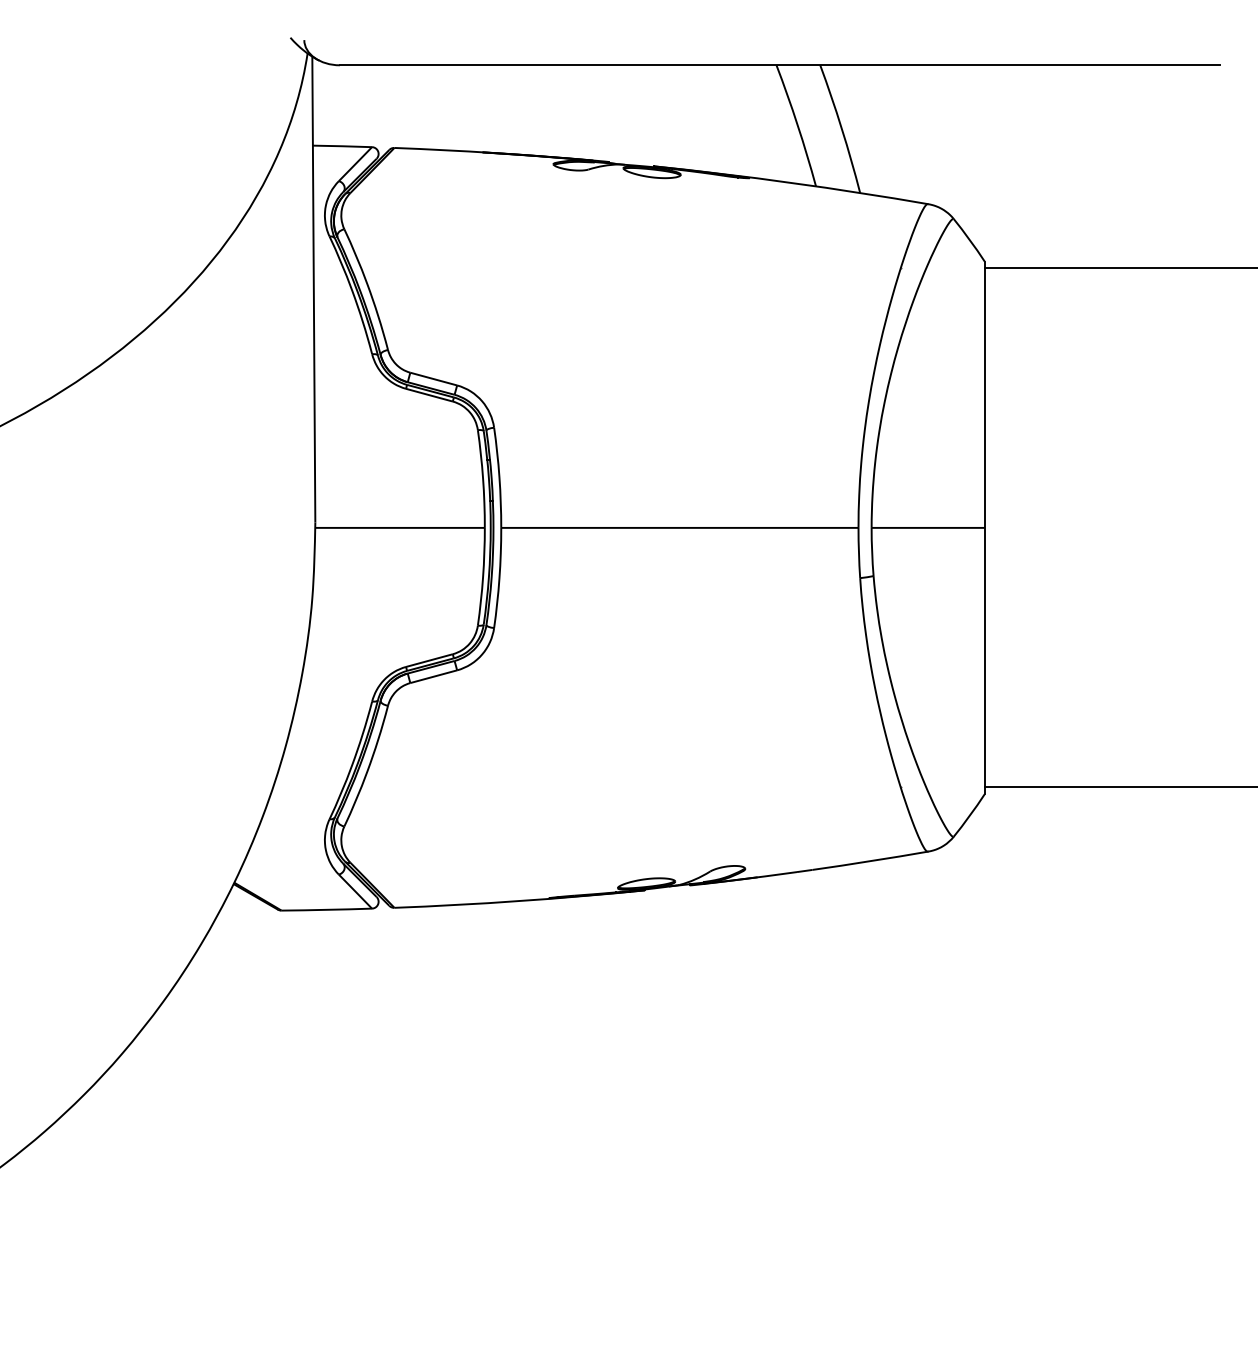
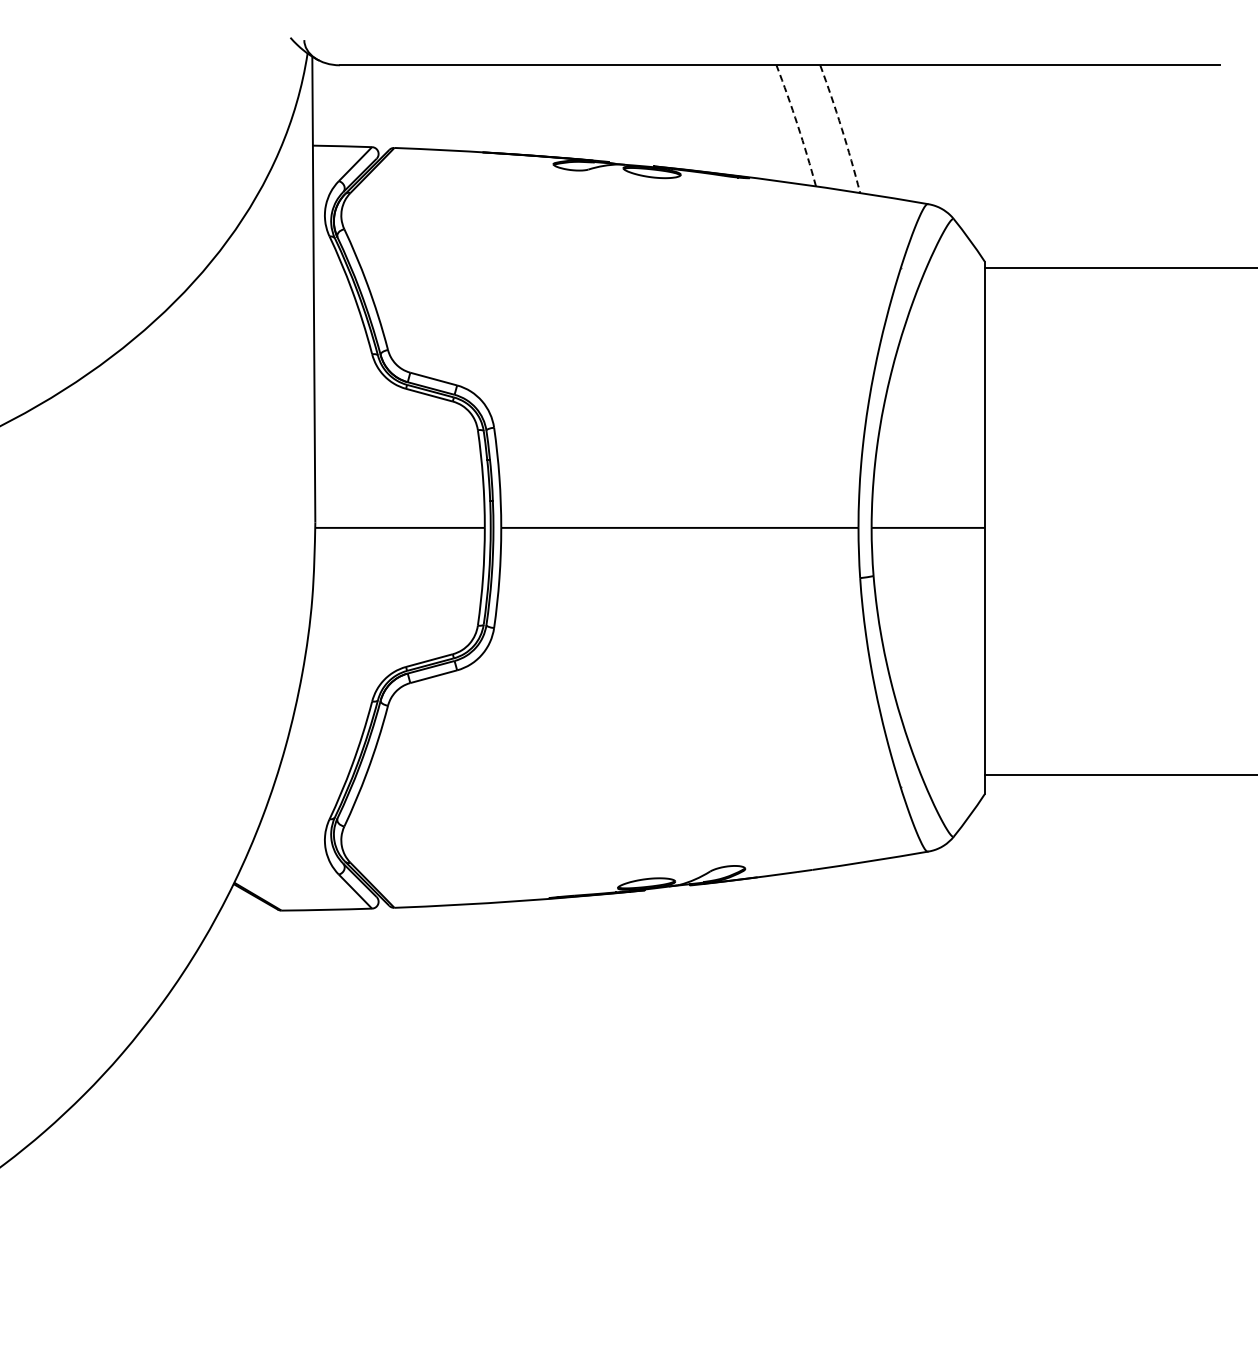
arc: solid -> dashed (797, 125)
arc: solid -> dashed (841, 128)
line position: (1119, 787) -> (1119, 775) (1119, 775)
